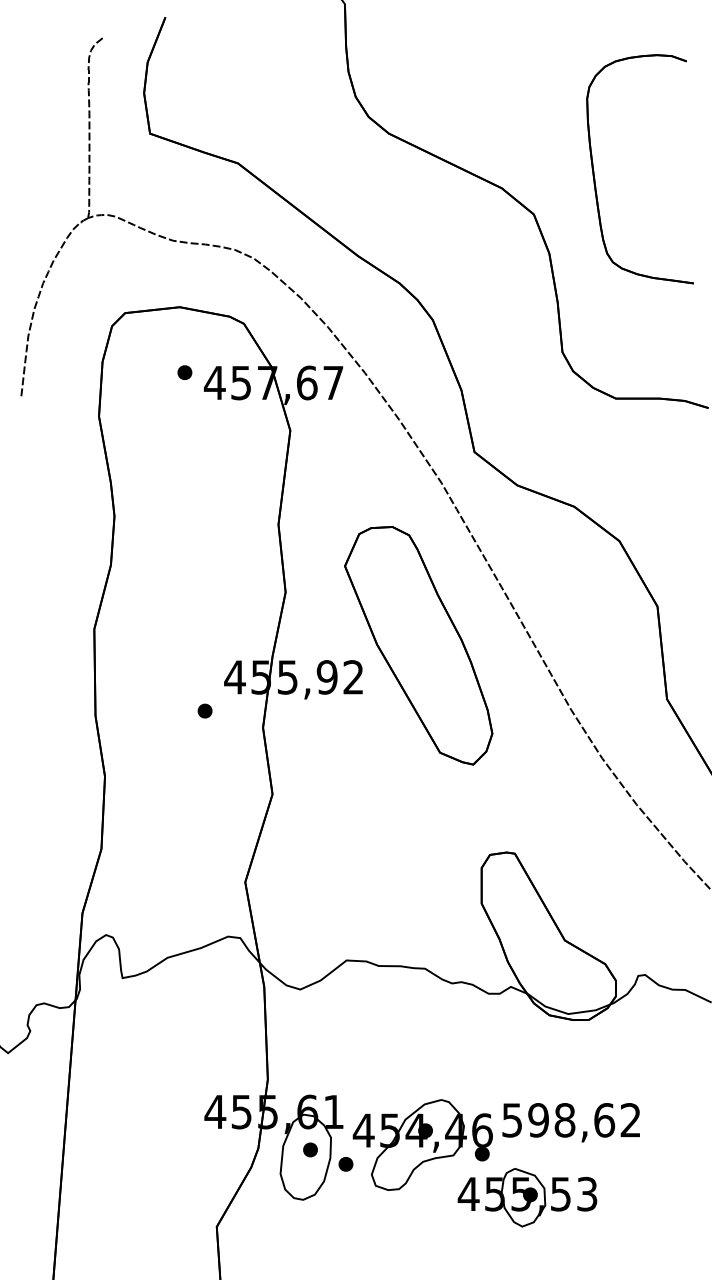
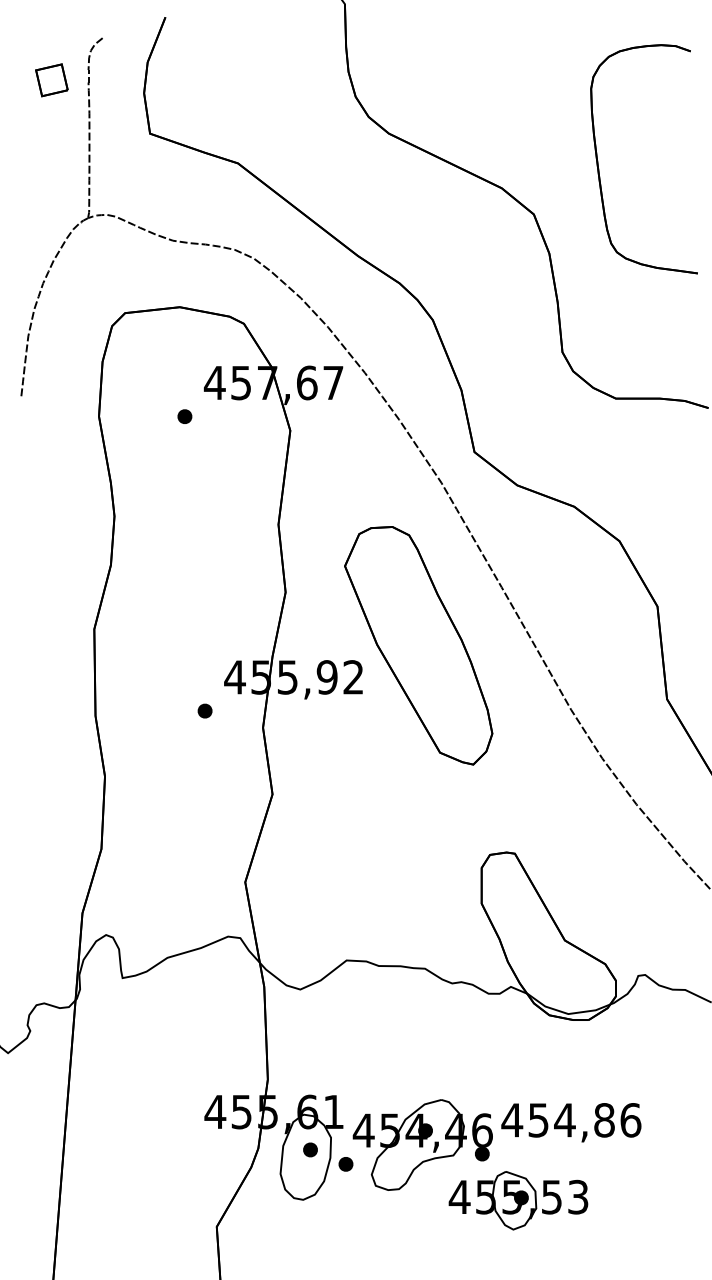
part: none -> present (51, 80)
part position: (595, 178) -> (599, 168) (599, 168)
part position: (184, 372) -> (184, 416) (184, 416)
text: 598,62 -> 454,86 (571, 1120)
part position: (527, 1197) -> (518, 1200) (518, 1200)
